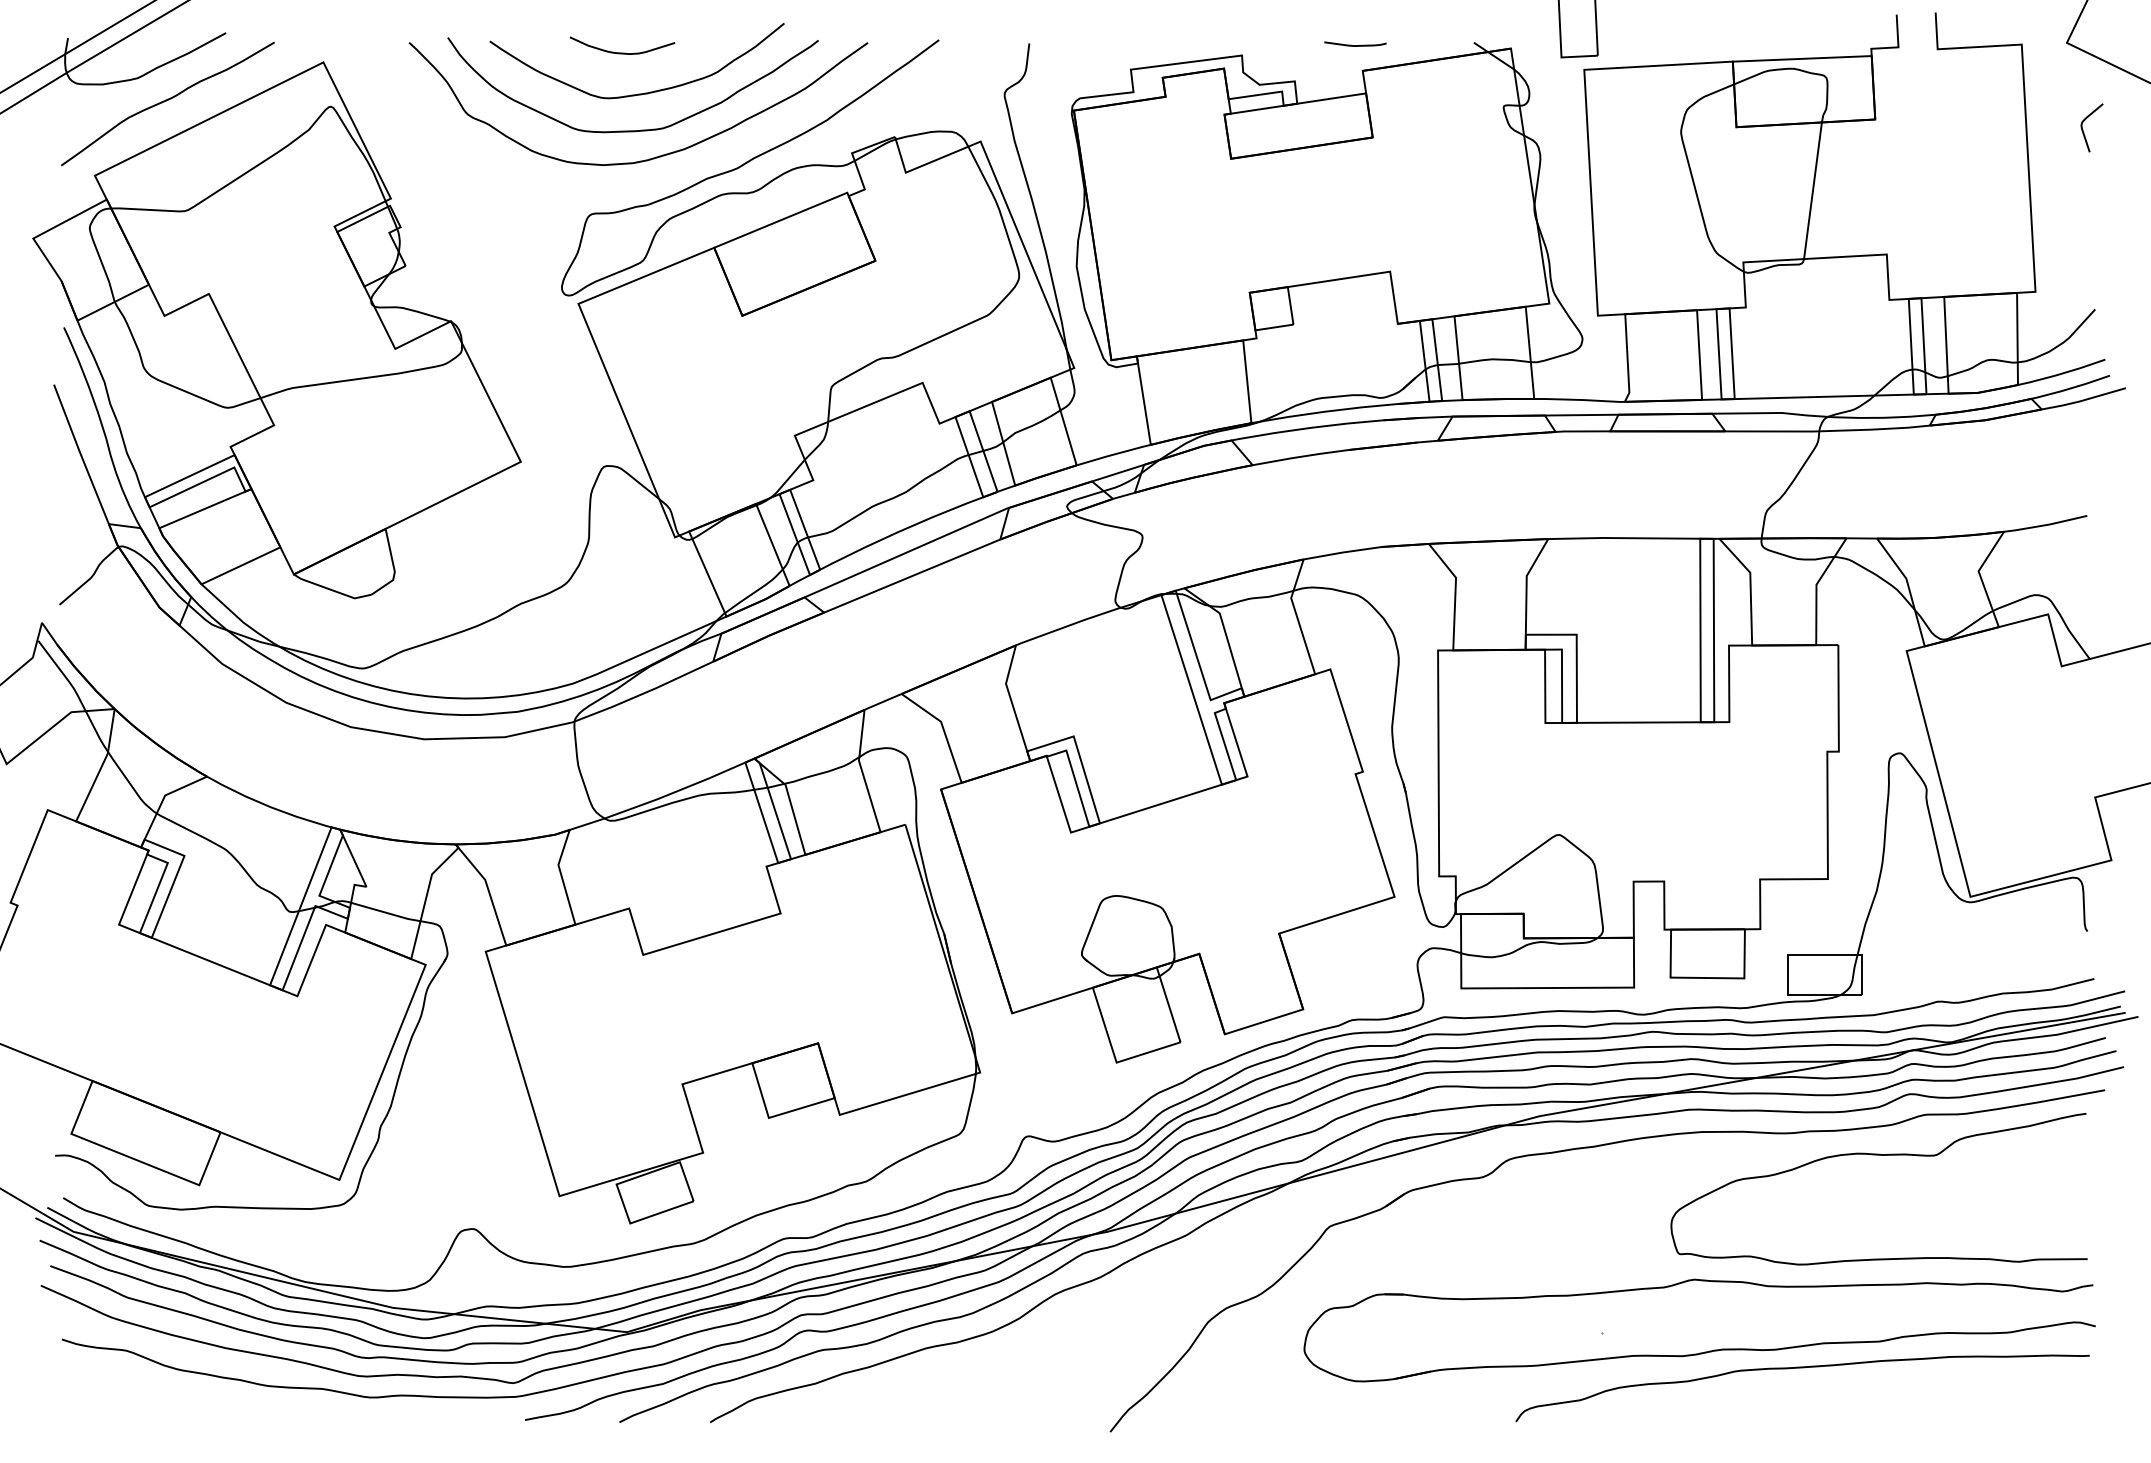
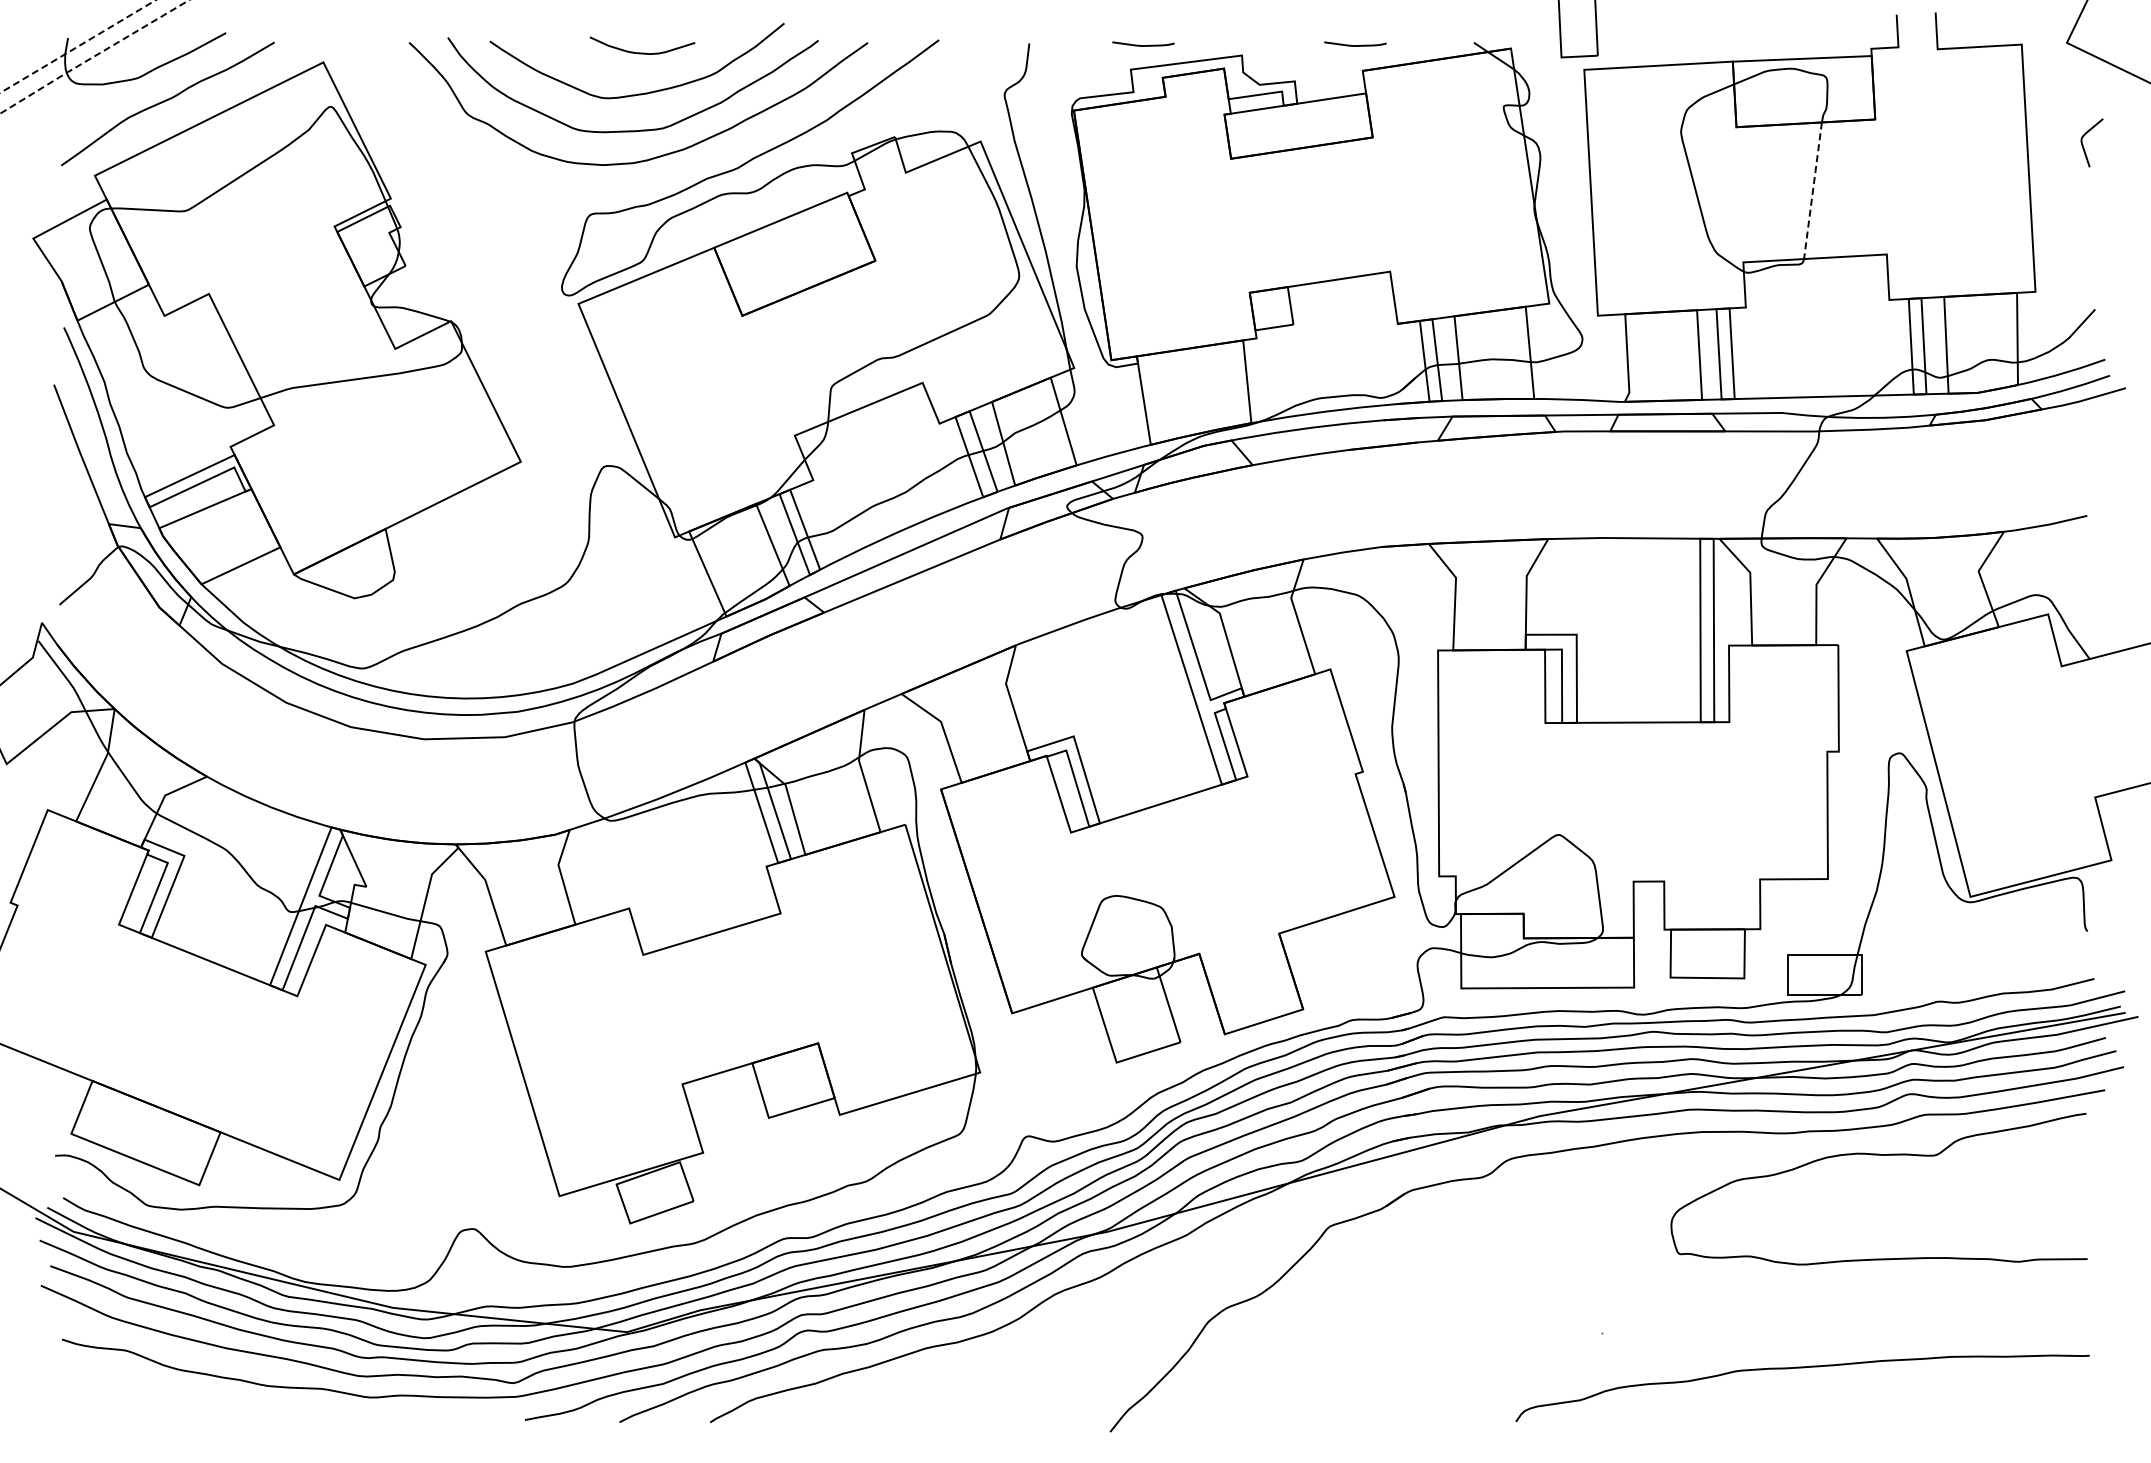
curve: none -> present (1143, 45)
line: solid -> dashed (78, 46)
curve position: (622, 52) -> (642, 52) (642, 52)
line: solid -> dashed (93, 56)
curve position: (2083, 129) -> (2083, 144) (2083, 144)
line: solid -> dashed (1812, 190)
part: present -> none (1704, 1351)
